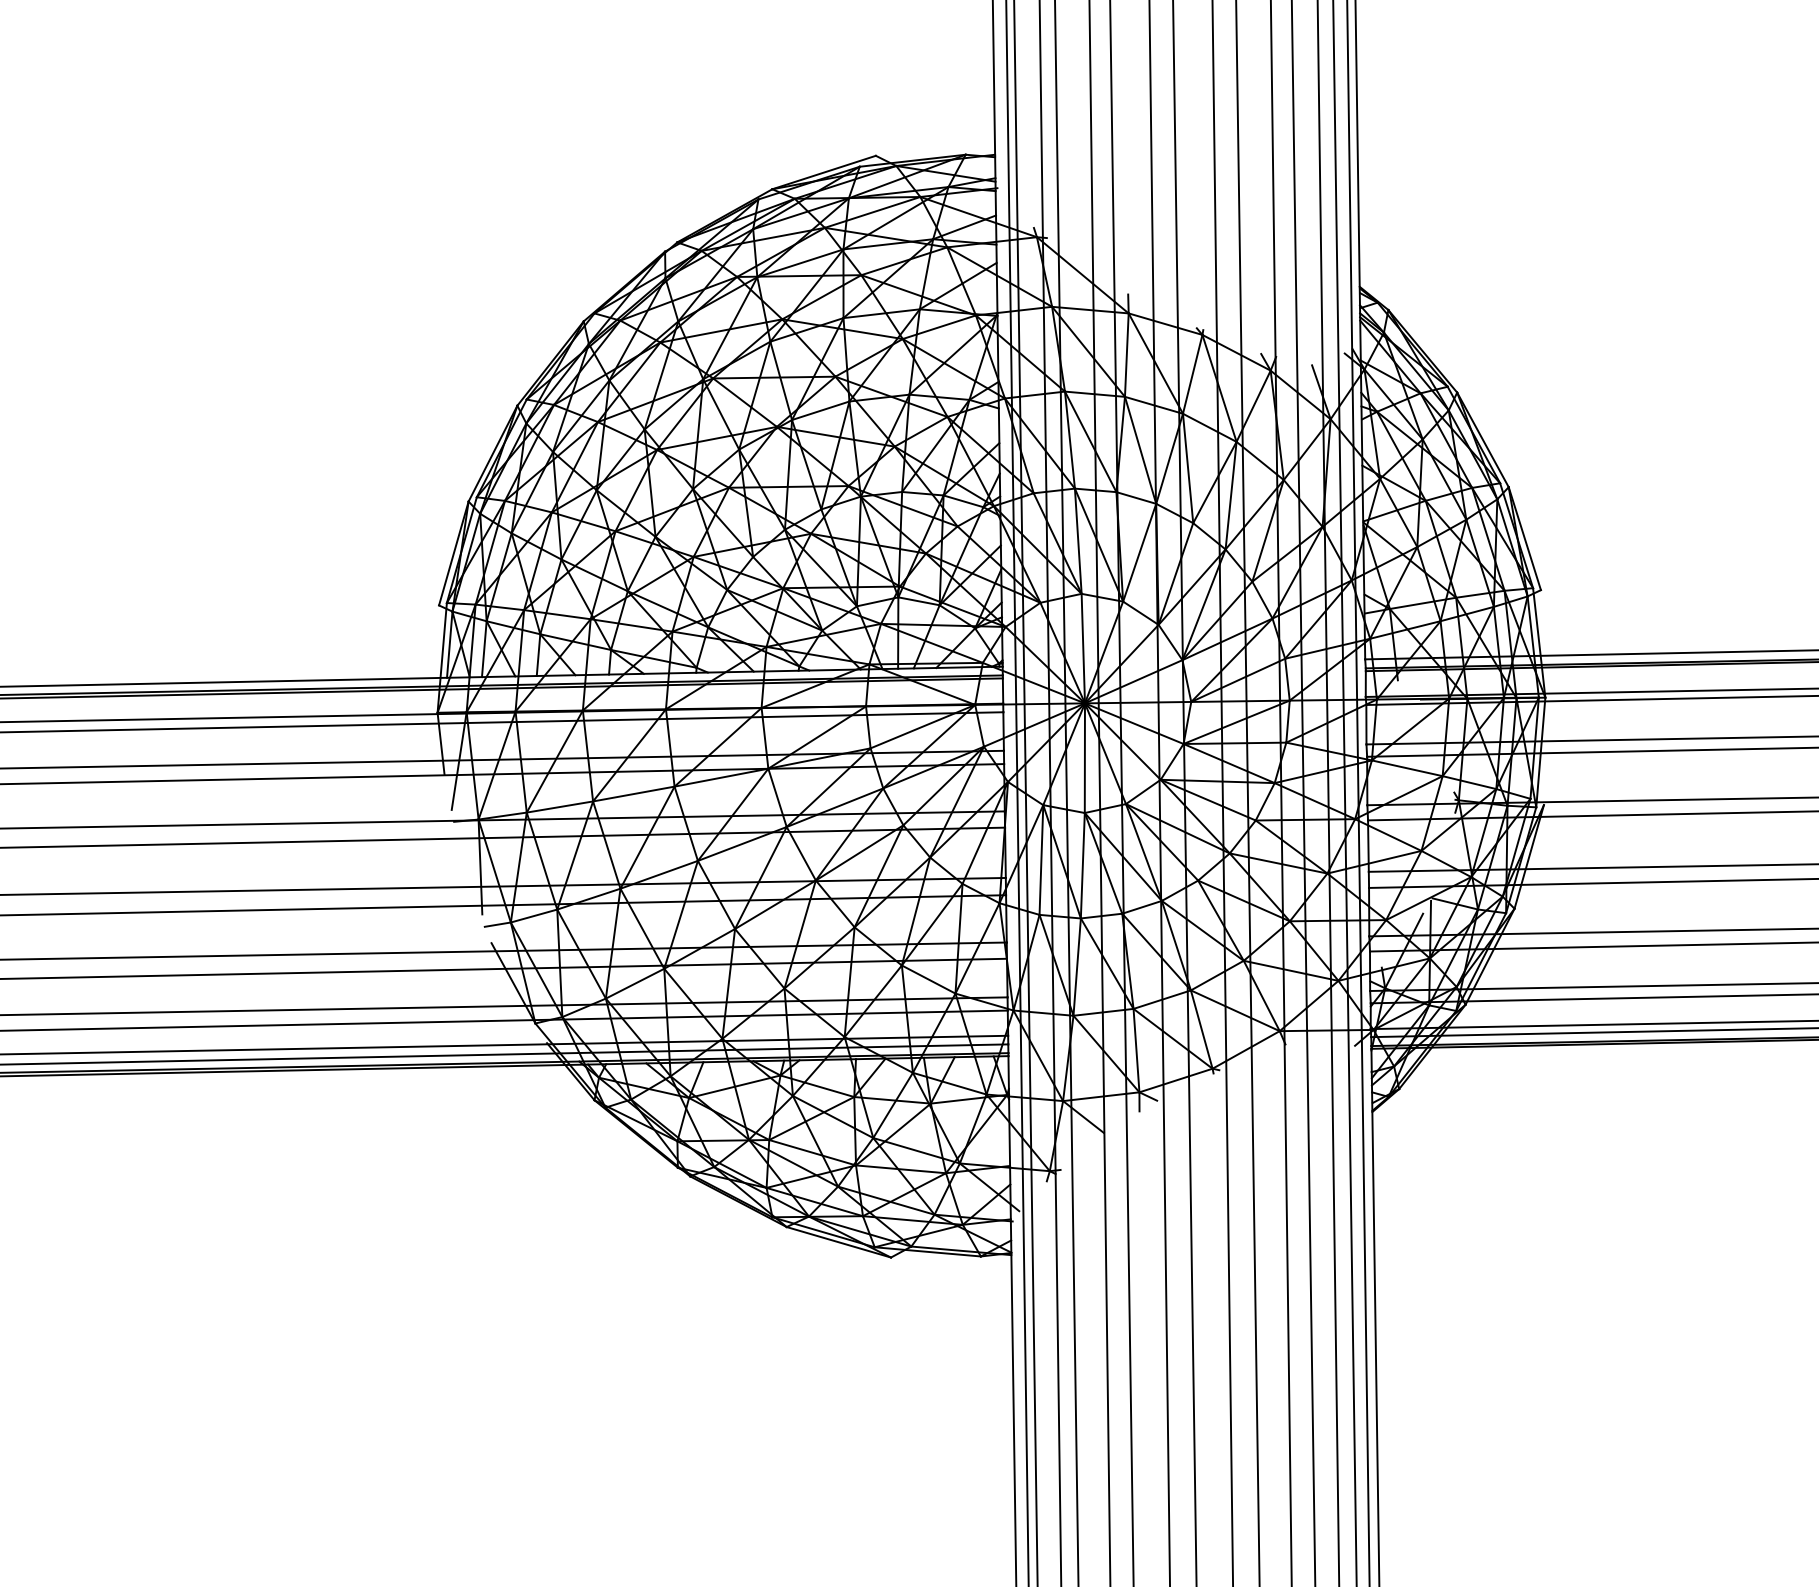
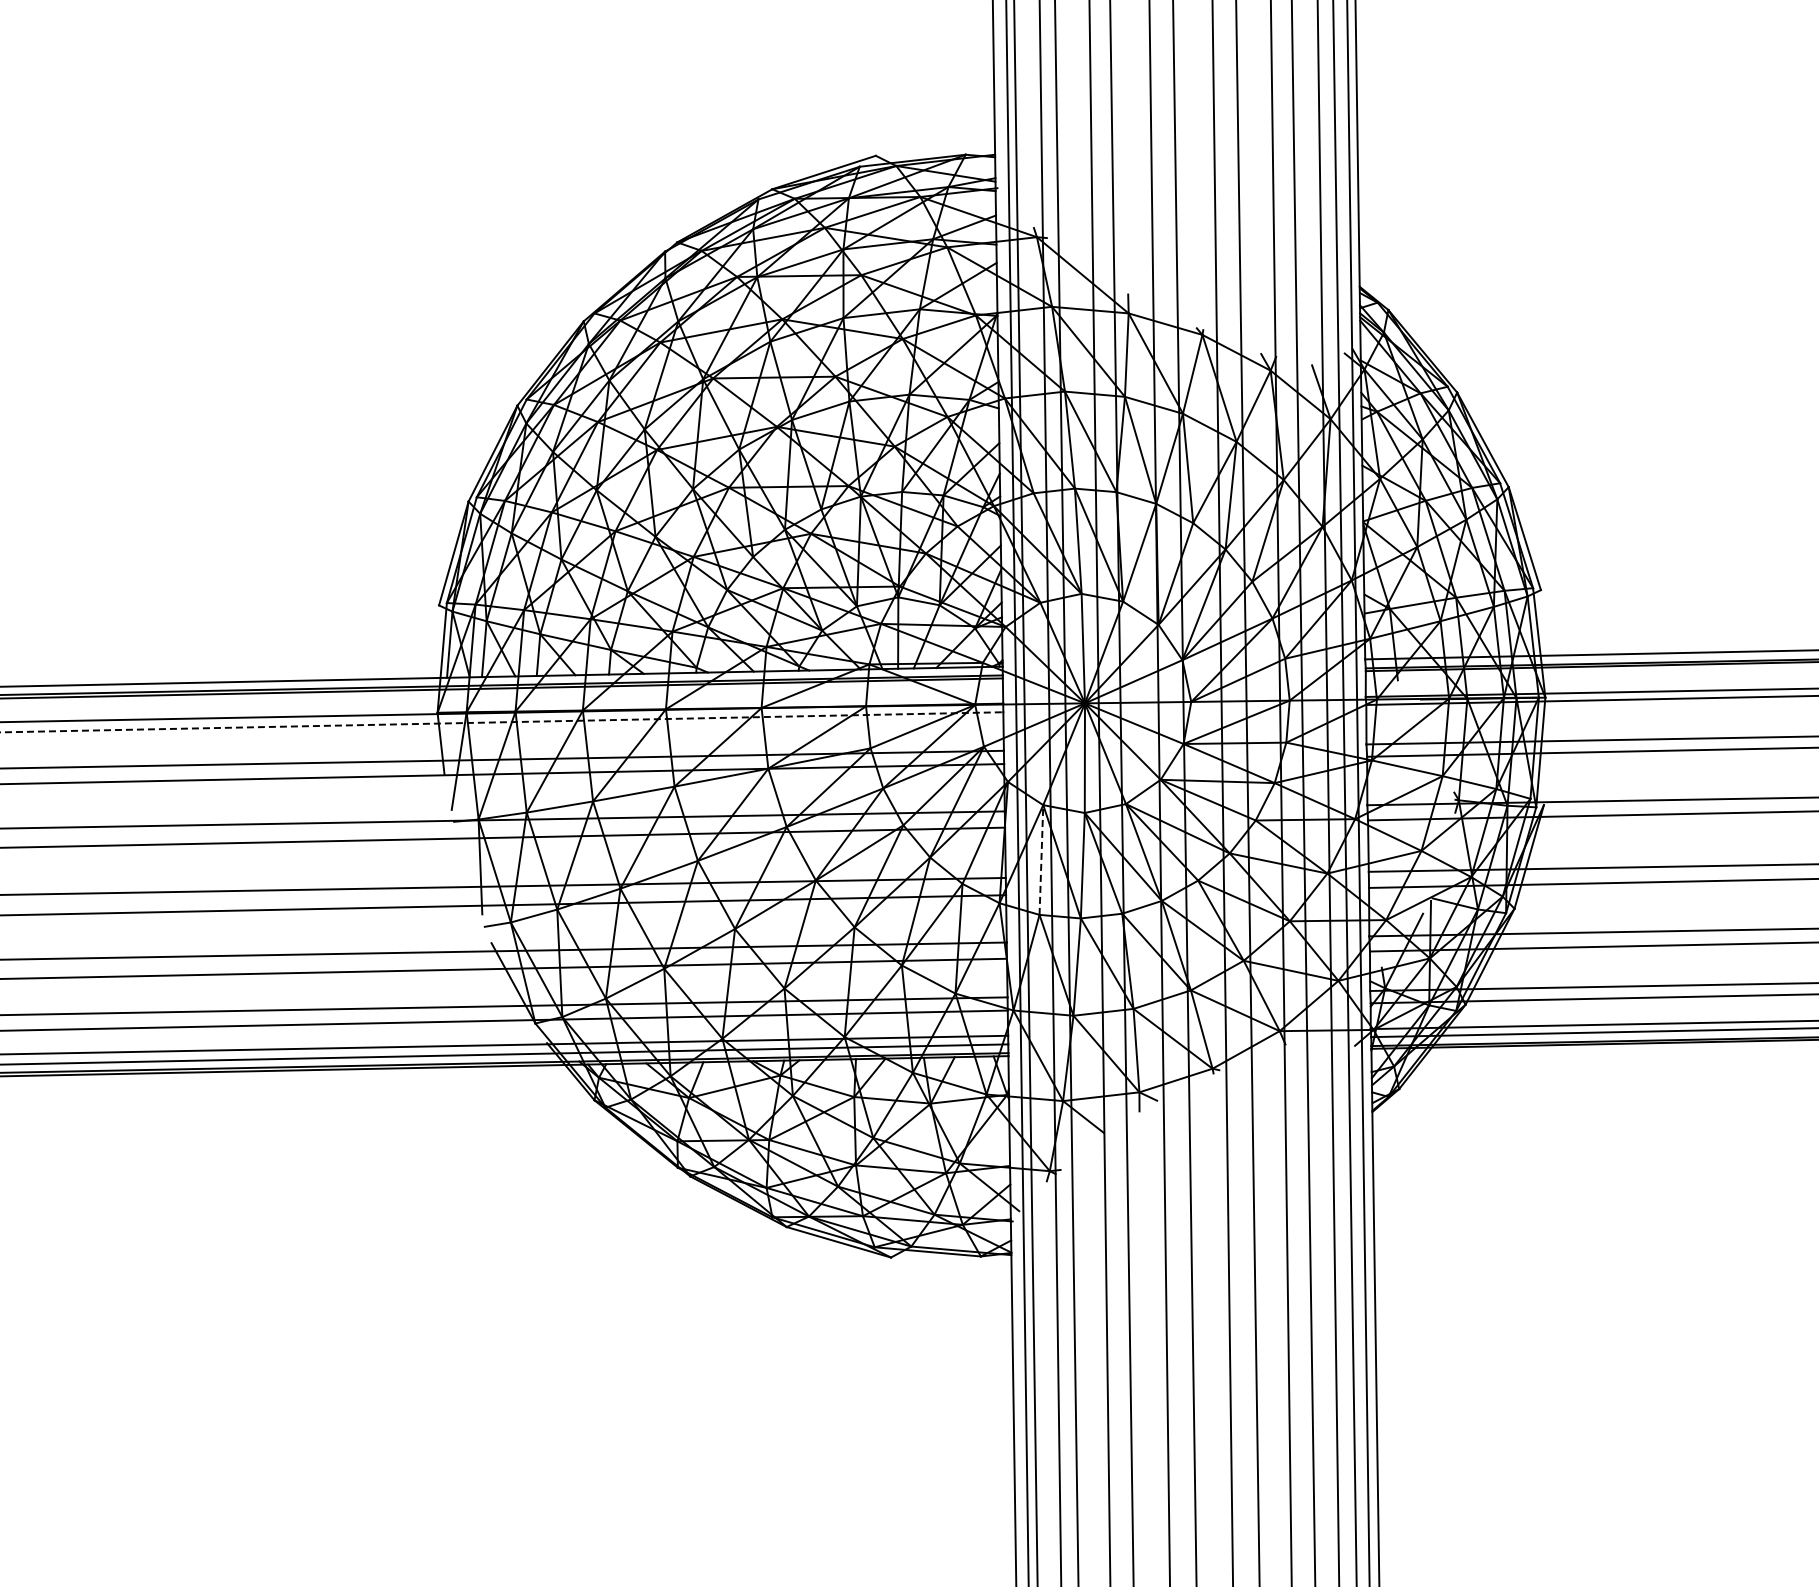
line: solid -> dashed (502, 722)
line: solid -> dashed (1041, 860)
